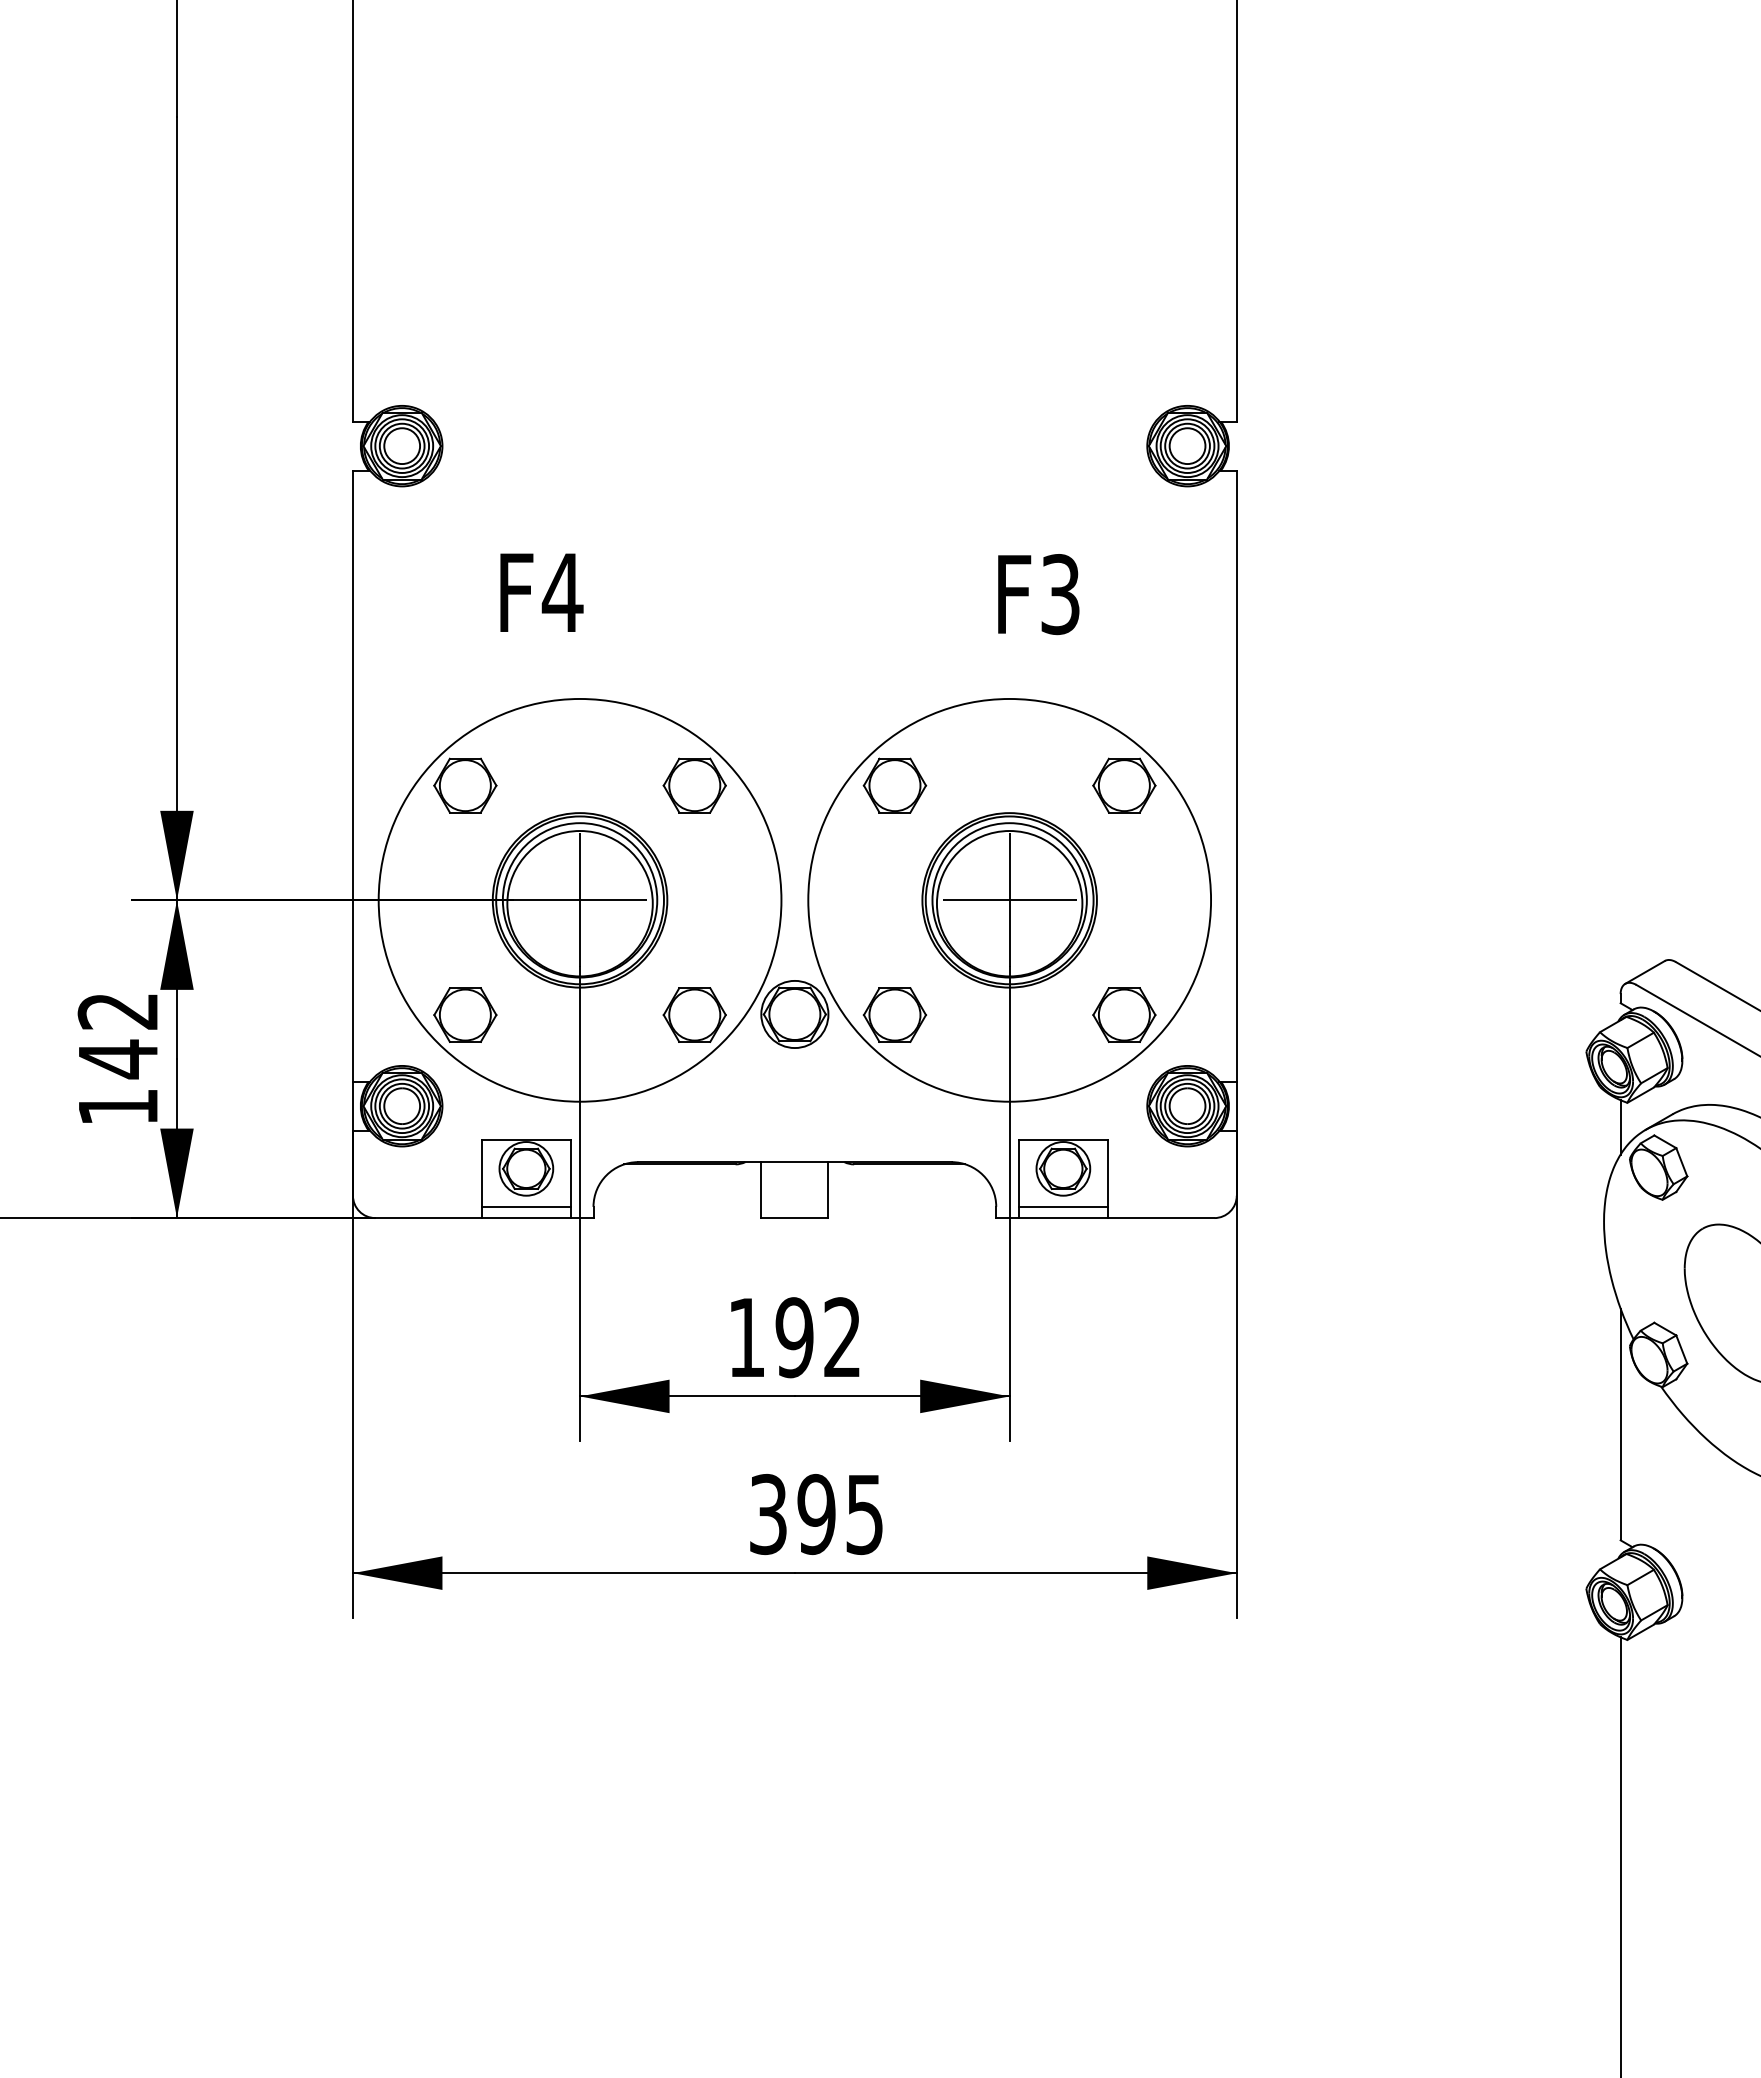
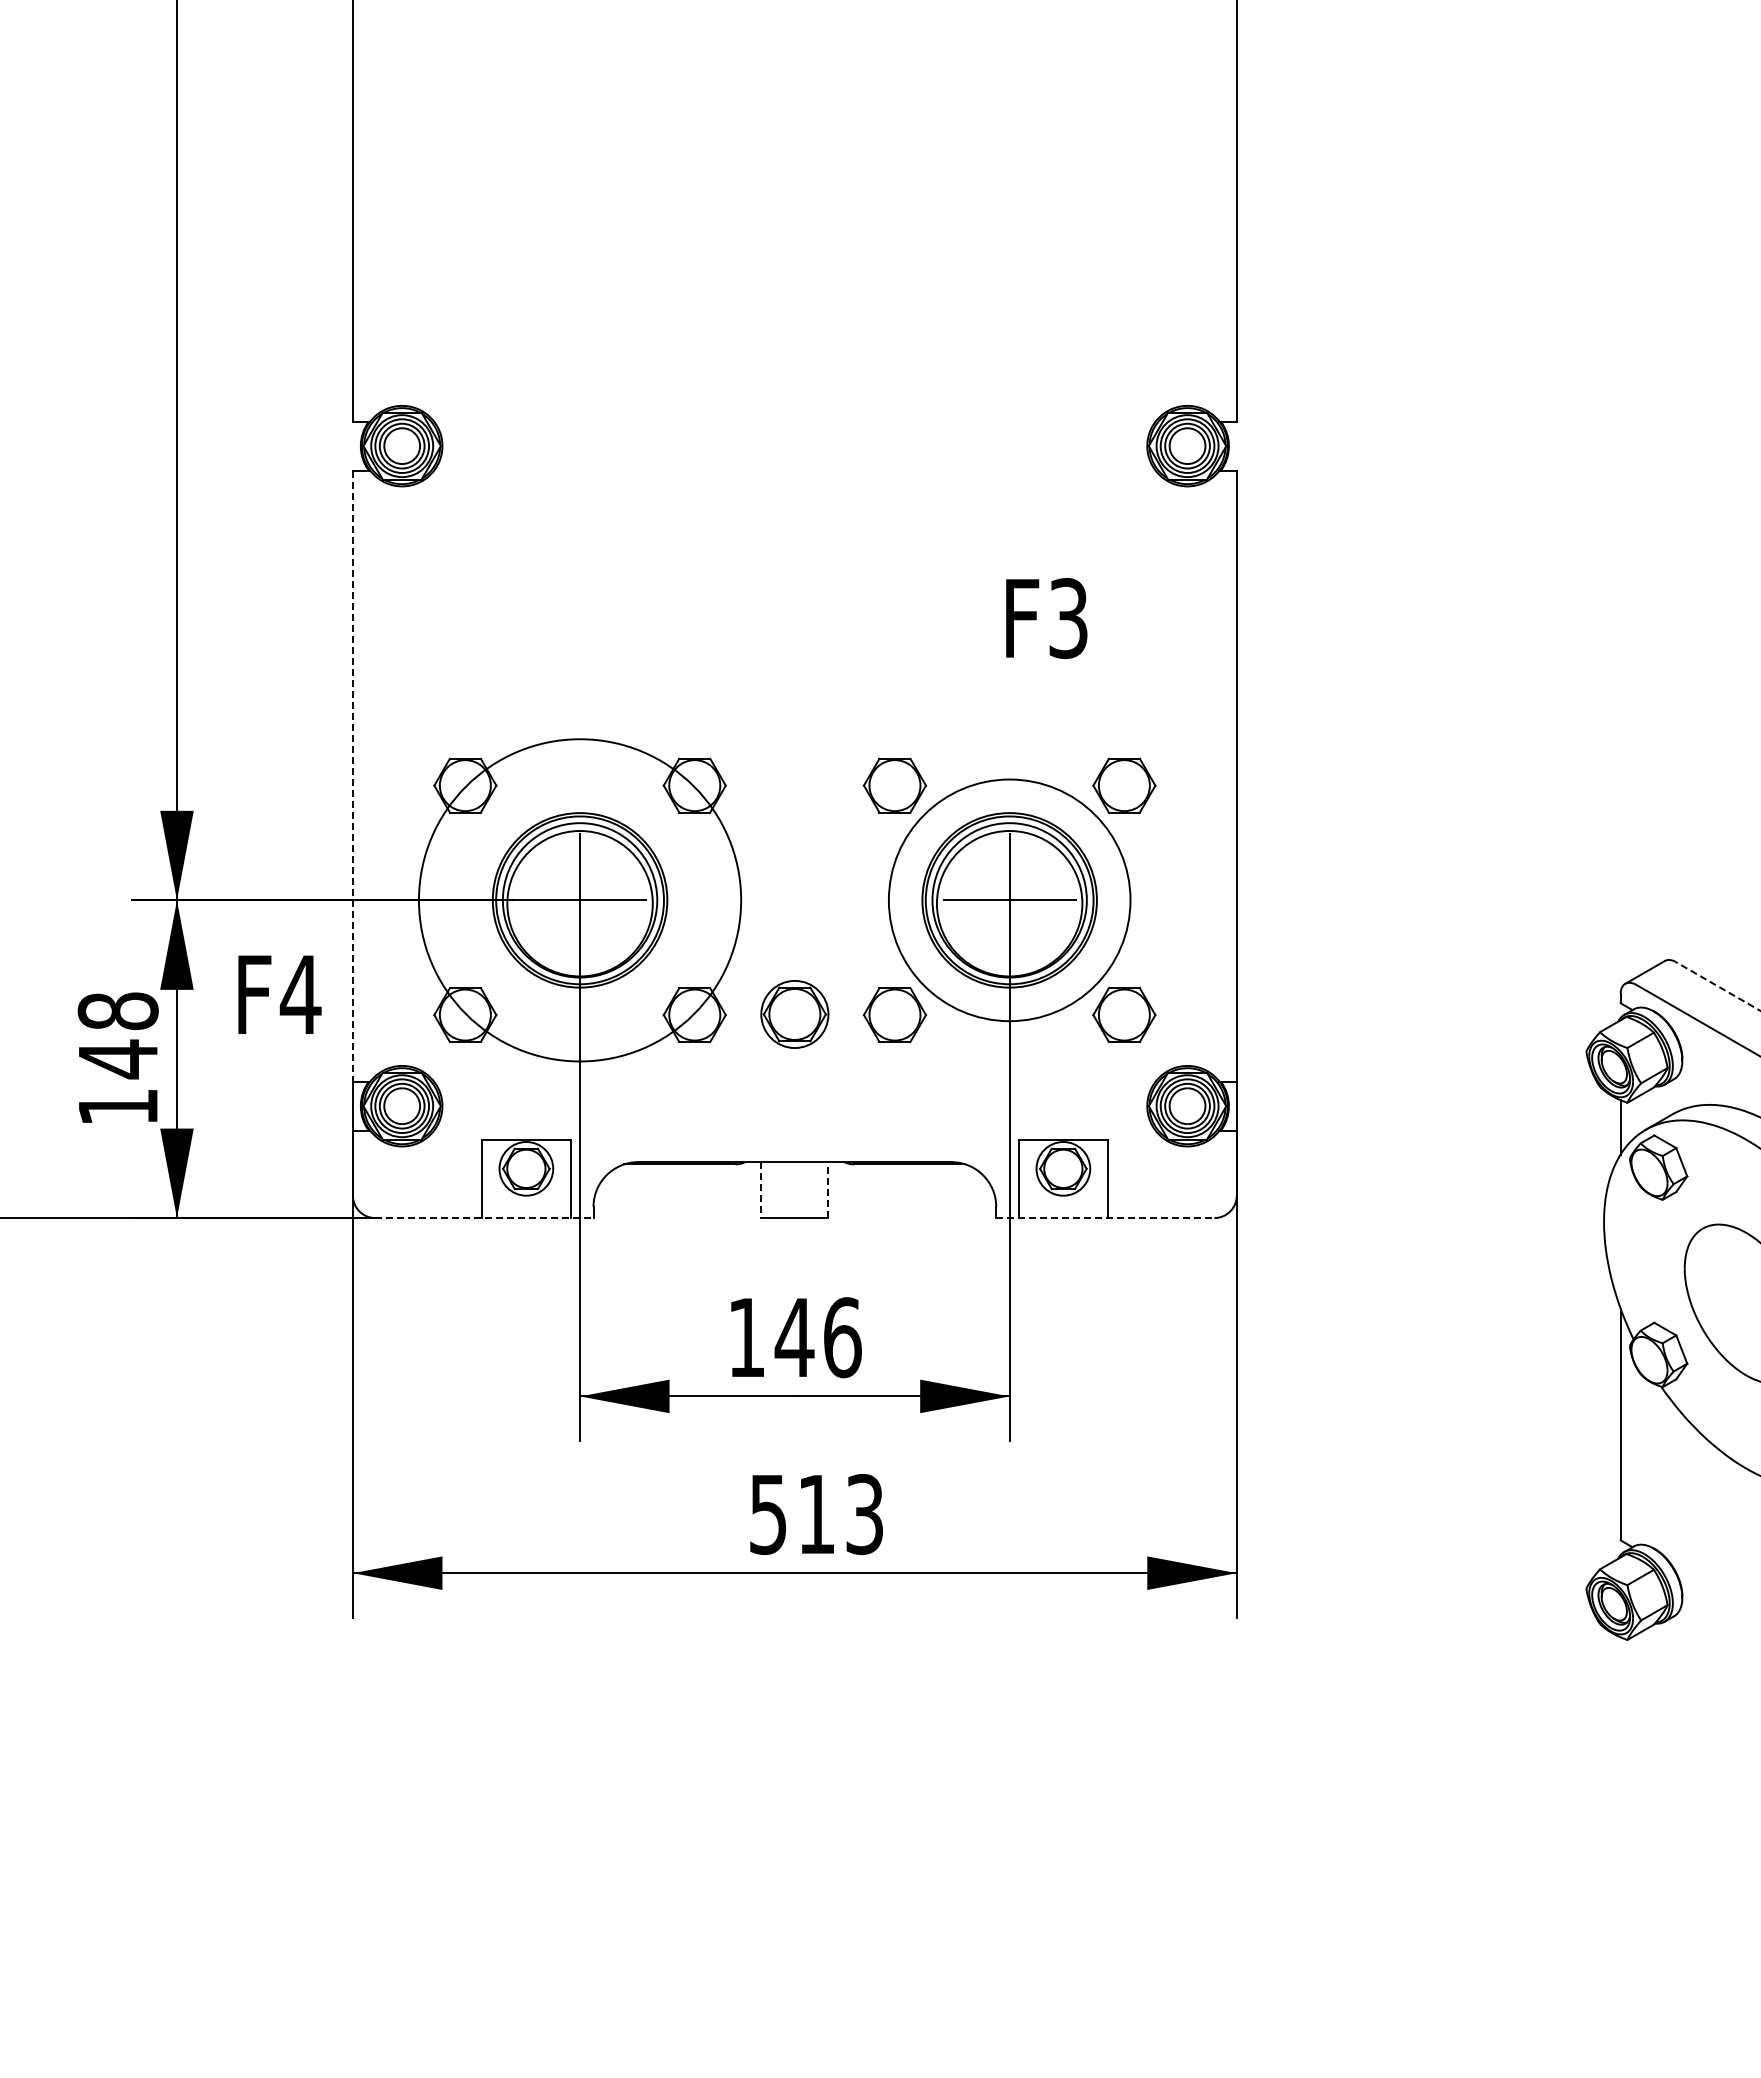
text position: (541, 592) -> (279, 994) (279, 994)
text position: (1038, 594) -> (1046, 618) (1046, 618)
line: solid -> dashed (352, 776)
circle diameter: 403 px -> 322 px (579, 900)
circle diameter: 403 px -> 242 px (1009, 900)
line: solid -> dashed (1718, 986)
text: 142 -> 148 (117, 1011)
line: solid -> dashed (761, 1190)
line: solid -> dashed (828, 1190)
line: present -> none (526, 1206)
line: present -> none (1063, 1206)
line: solid -> dashed (484, 1218)
line: solid -> dashed (1105, 1218)
text: 192 -> 146 (817, 1337)
text: 395 -> 513 (816, 1514)
line: present -> none (1620, 1855)
